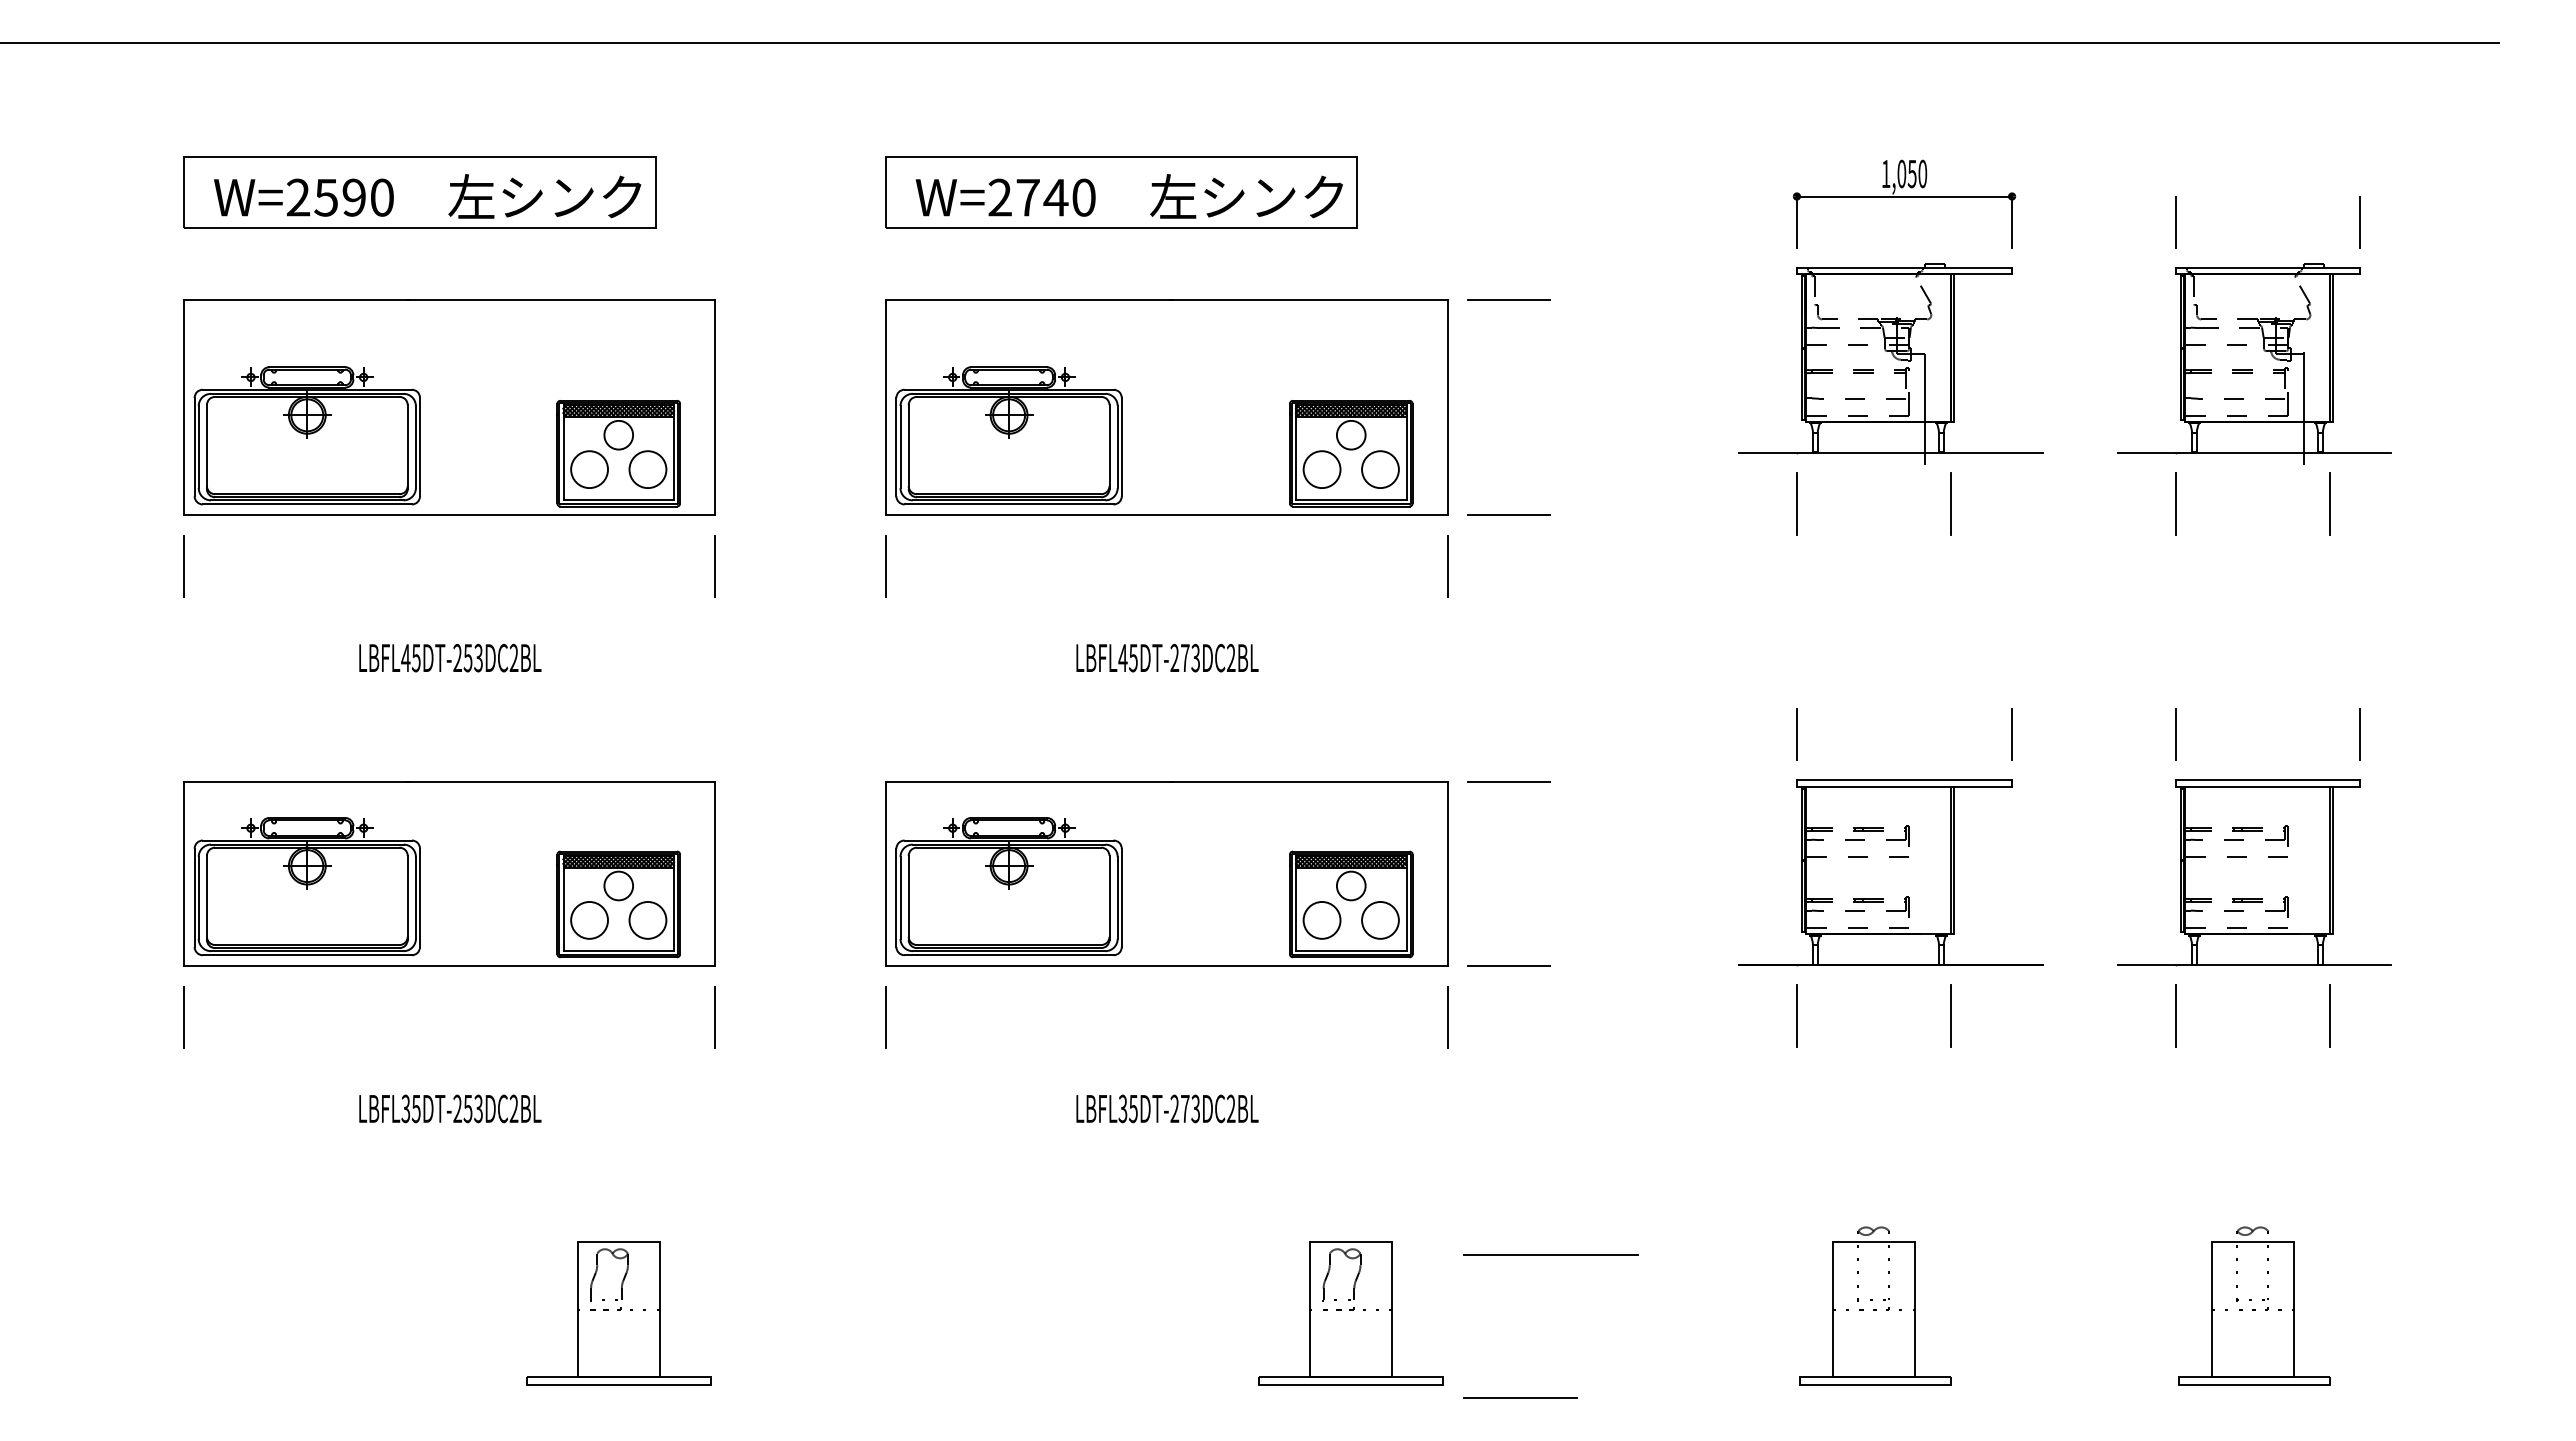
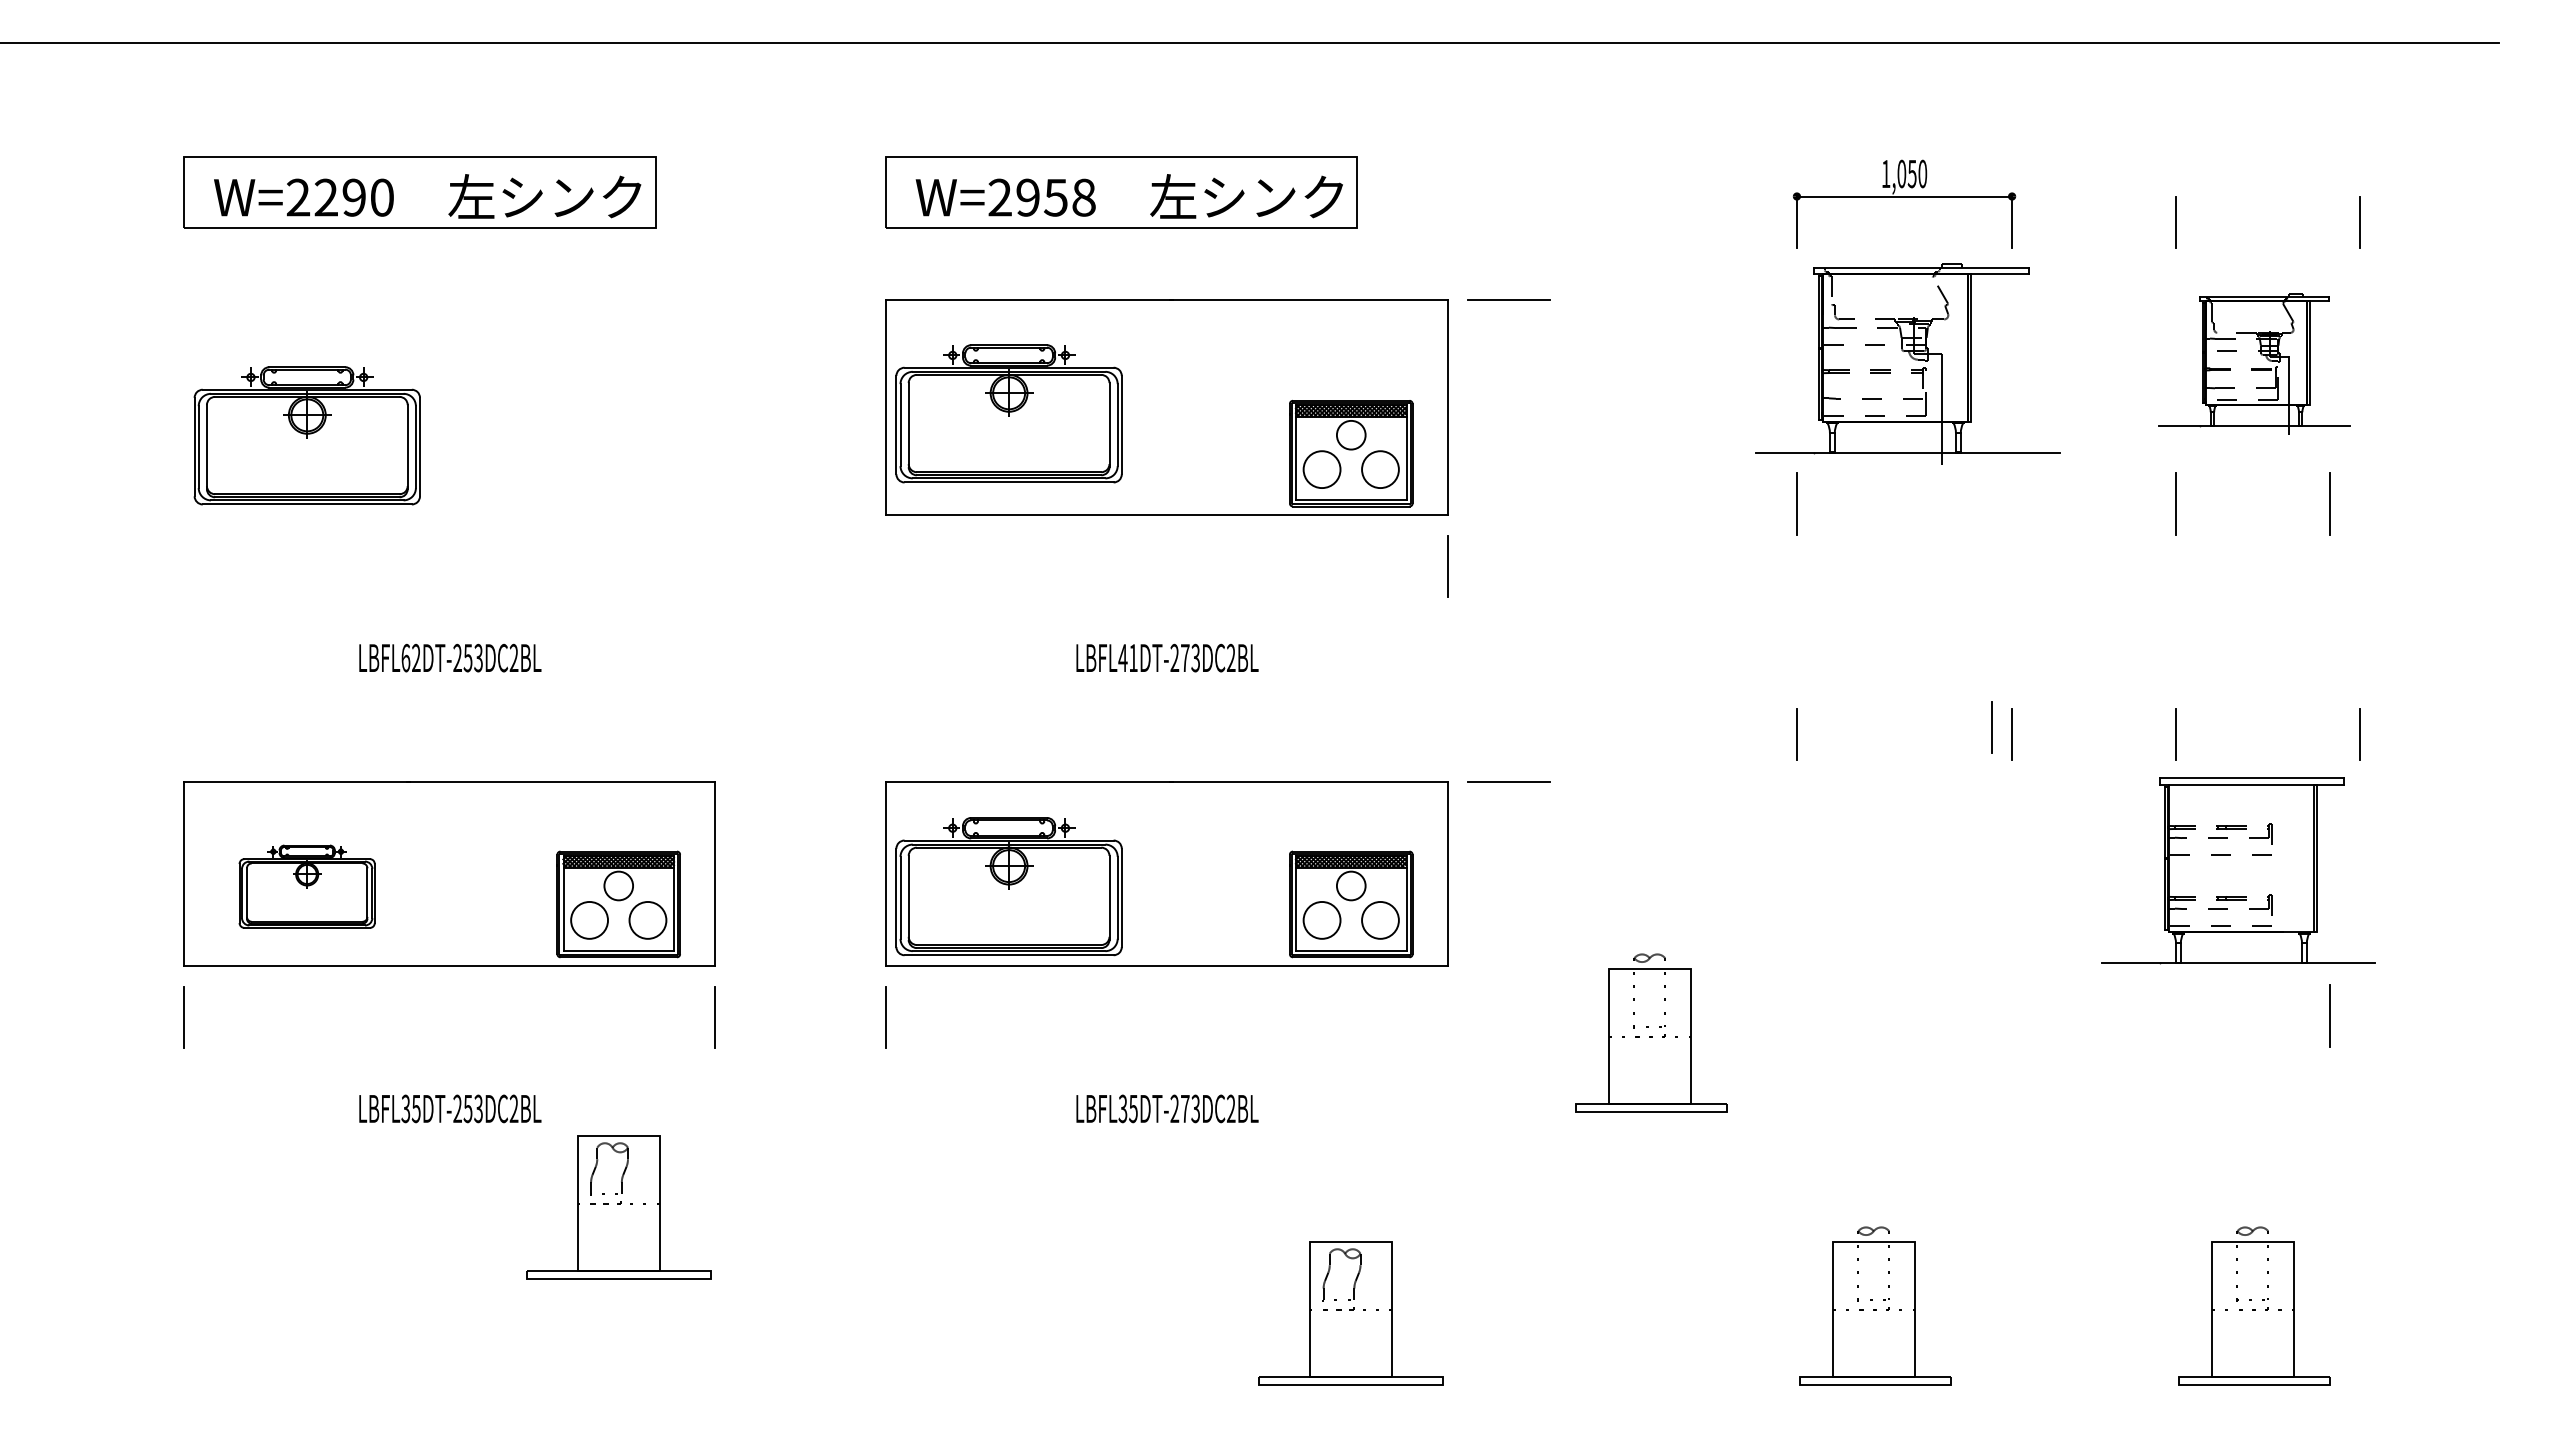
text: W=2590 -> W=2290 (325, 197)
text: W=2740 -> W=2958 (1055, 197)
part position: (1890, 363) -> (1907, 363) (1907, 363)
part size: 275x202 px -> 193x142 px (2254, 363)
part: present -> none (449, 407)
part position: (1008, 435) -> (1008, 413) (1008, 413)
line: present -> none (1950, 503)
line: present -> none (1509, 515)
line: present -> none (183, 566)
line: present -> none (715, 566)
line: present -> none (886, 566)
text: LBFL45DT-253DC2BL -> LBFL62DT-253DC2BL (410, 657)
text: LBFL45DT-273DC2BL -> LBFL41DT-273DC2BL (1133, 658)
line: none -> present (1991, 727)
part: present -> none (1890, 872)
part position: (2254, 872) -> (2238, 870) (2238, 870)
part size: 228x140 px -> 138x85 px (306, 886)
line: present -> none (1509, 966)
line: present -> none (1796, 1015)
line: present -> none (1950, 1015)
line: present -> none (2176, 1015)
line: present -> none (1447, 1017)
part: none -> present (1651, 1032)
line: present -> none (1550, 1254)
part position: (618, 1313) -> (618, 1207) (618, 1207)
line: present -> none (1519, 1397)
